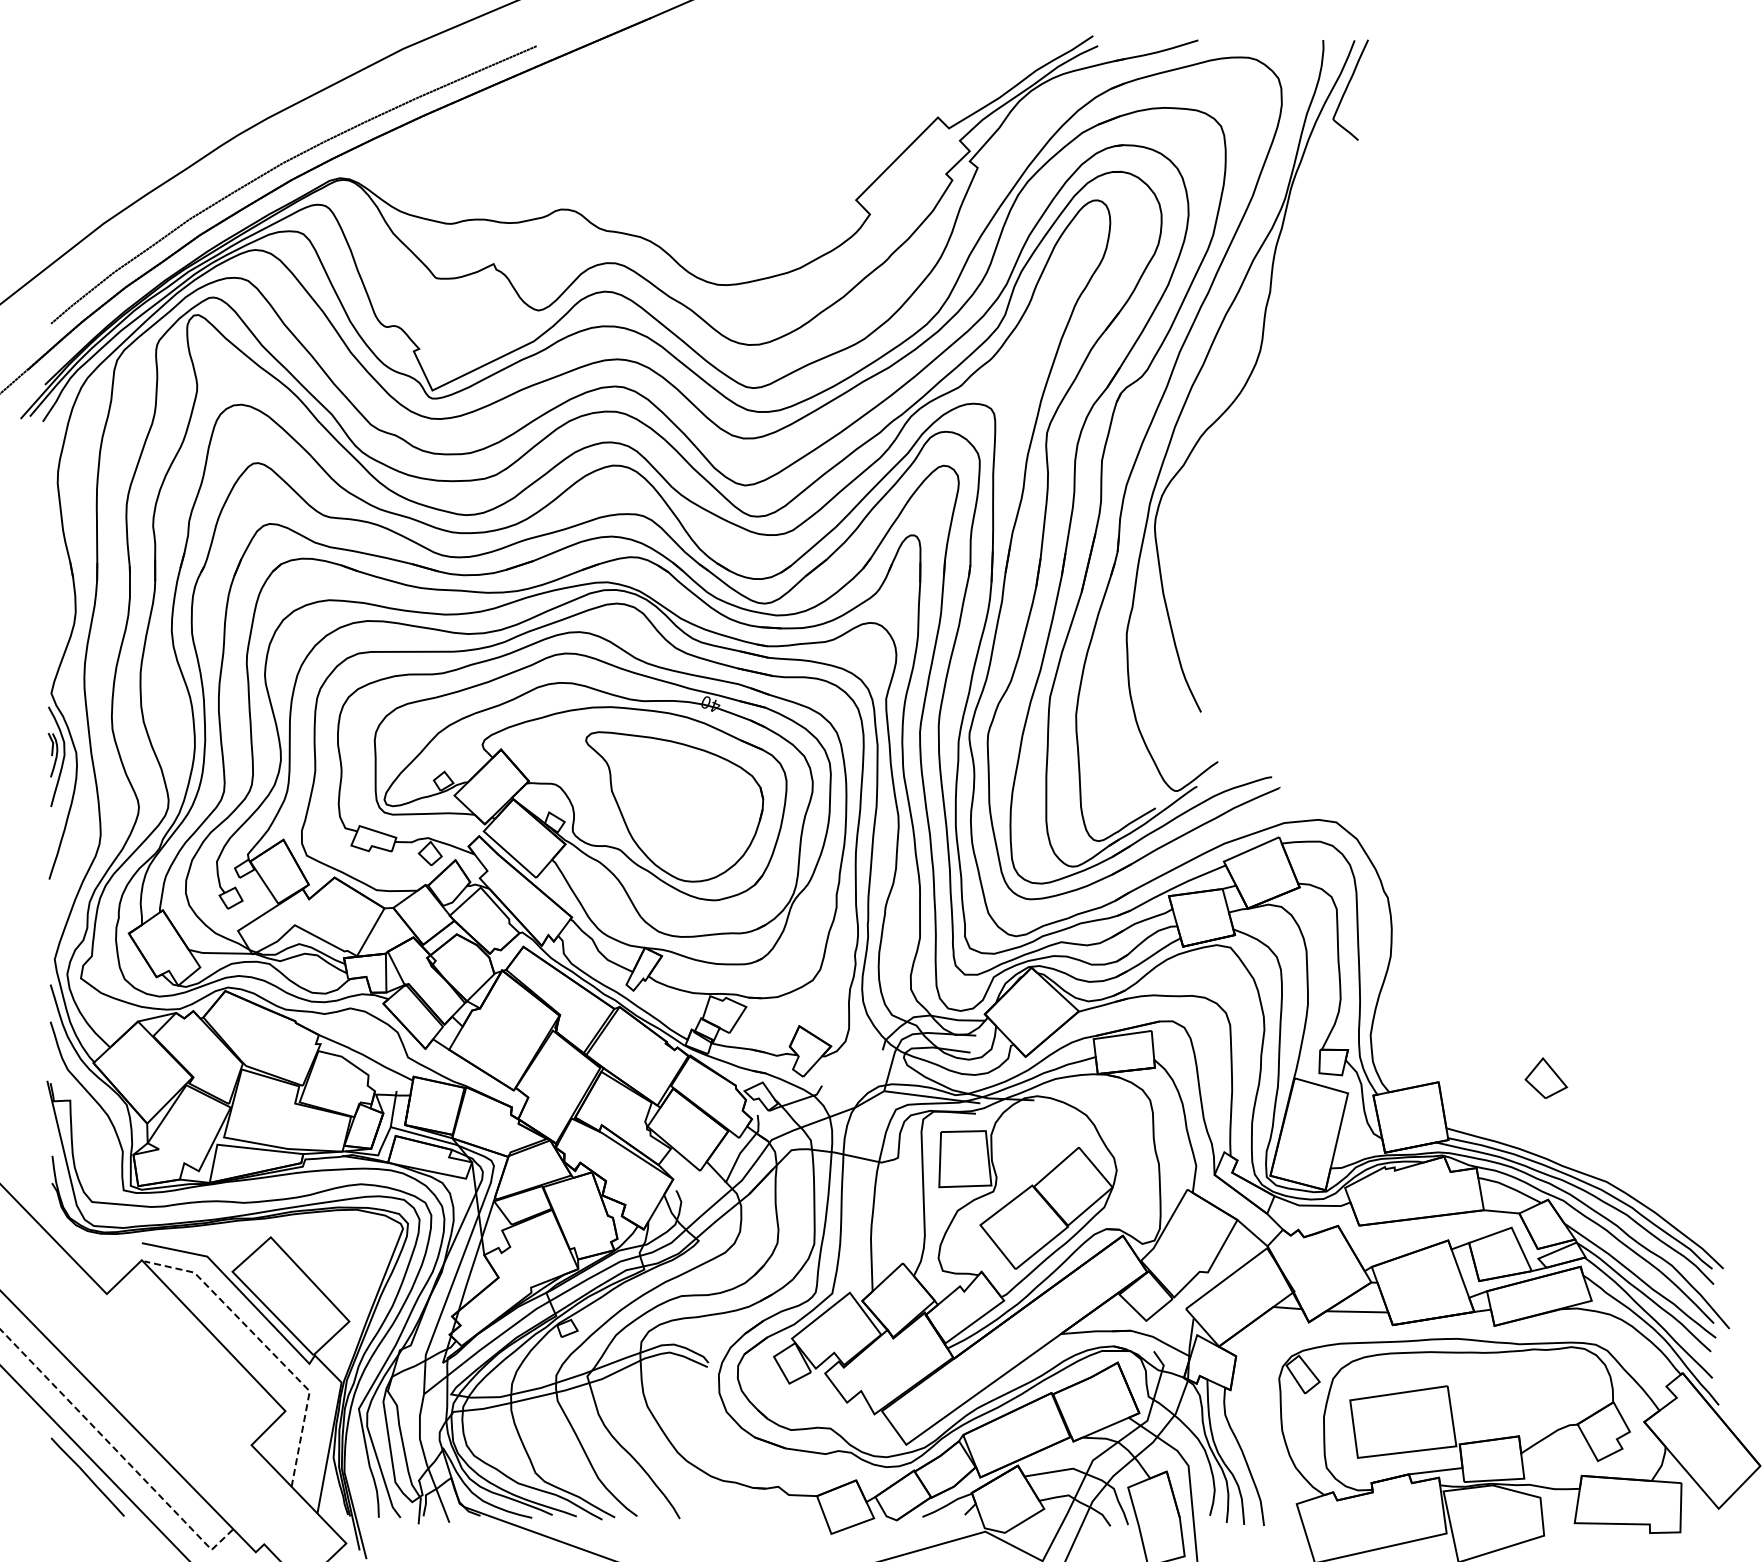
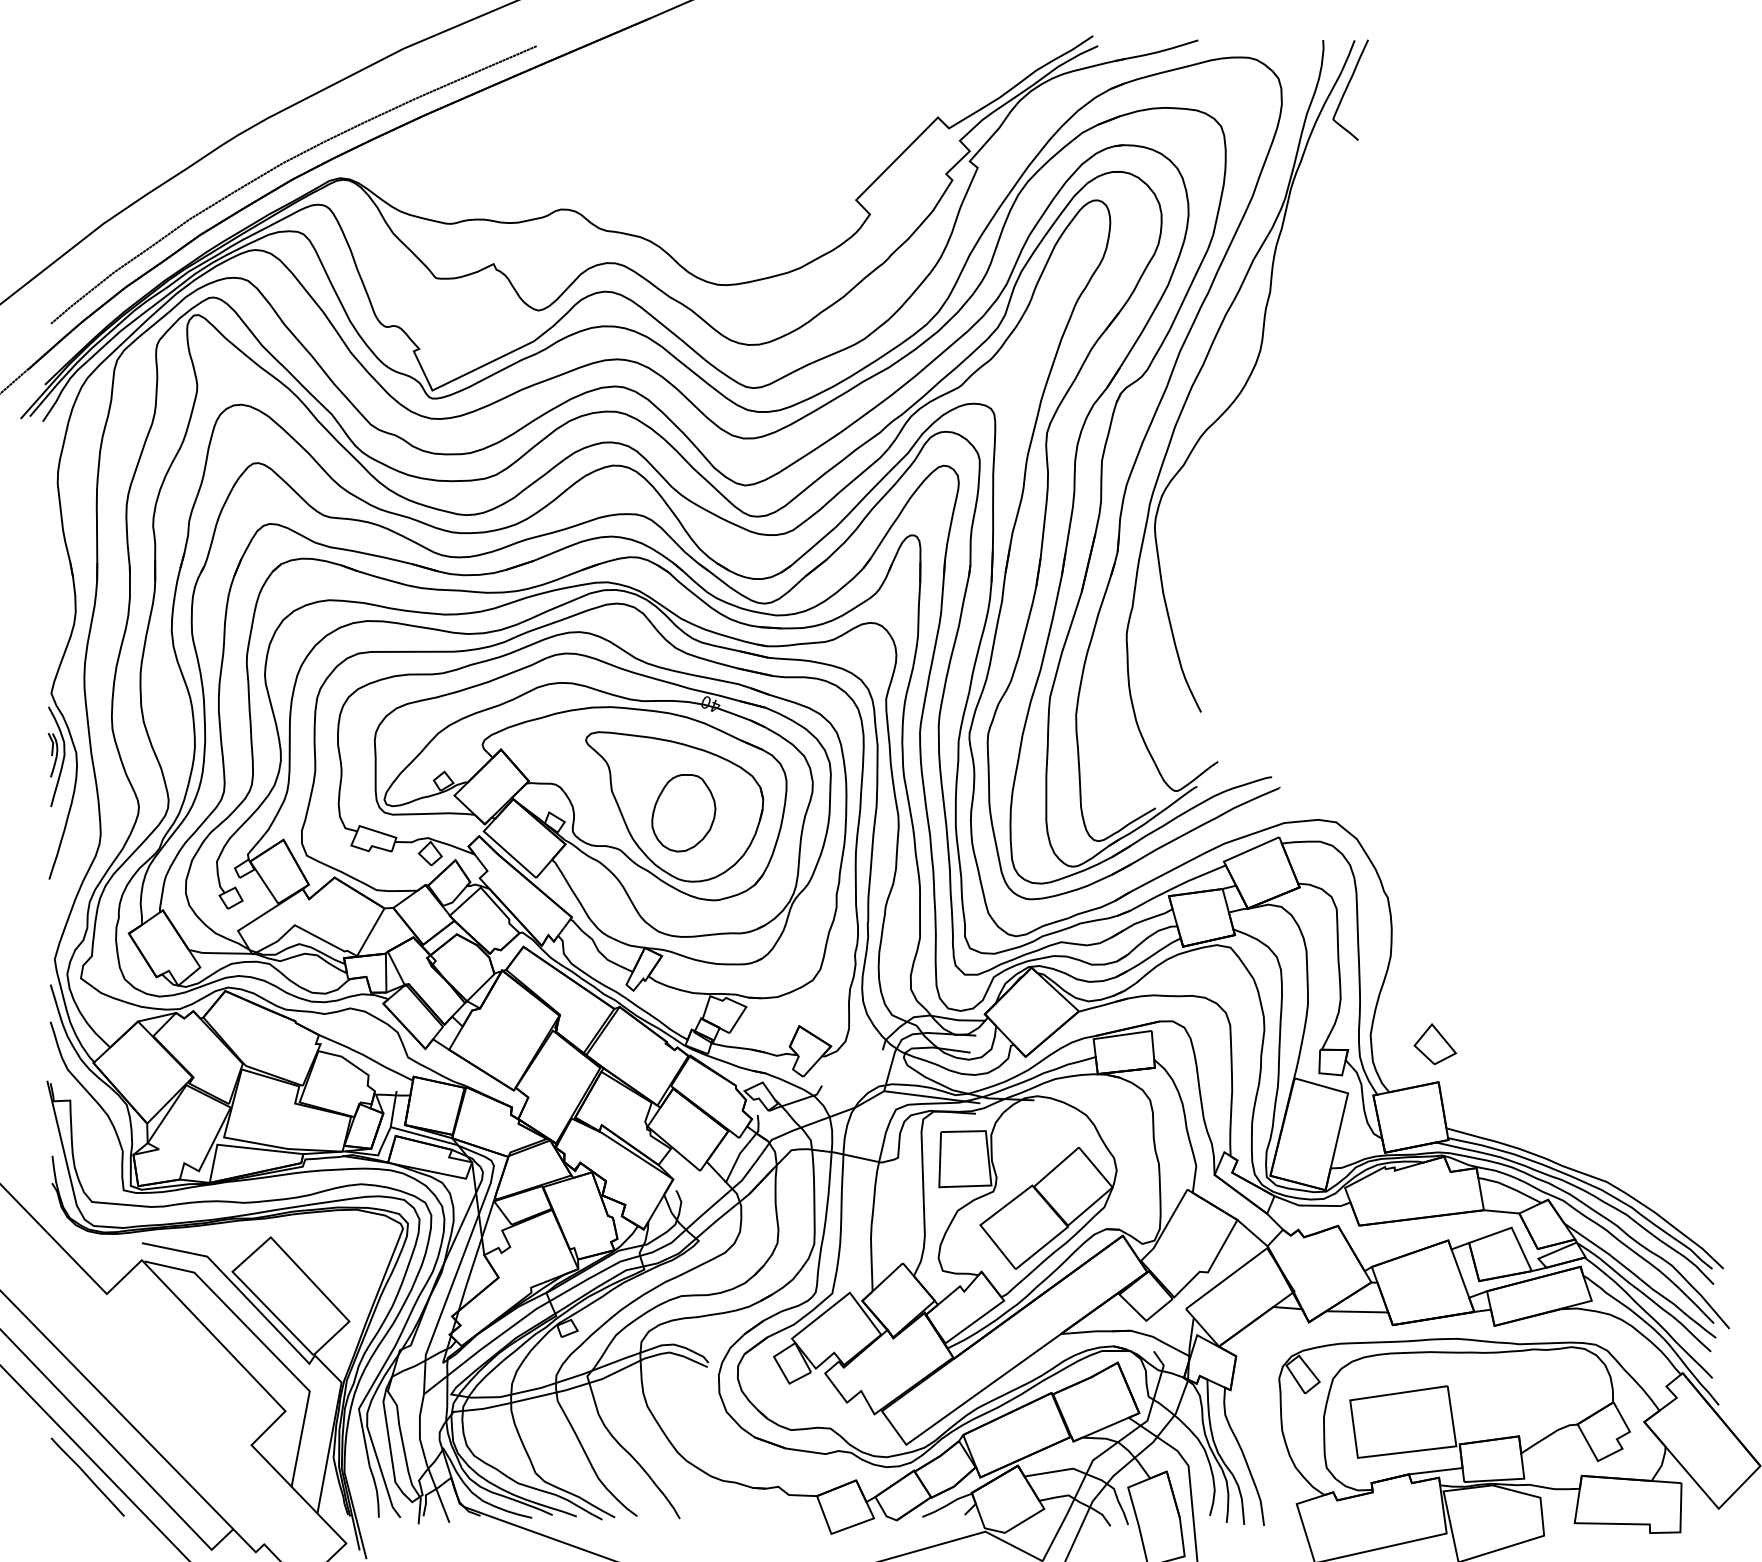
part: none -> present (683, 813)
part position: (1546, 1077) -> (1435, 1043) (1435, 1043)
line: dashed -> solid (268, 1348)
line: dashed -> solid (116, 1451)
